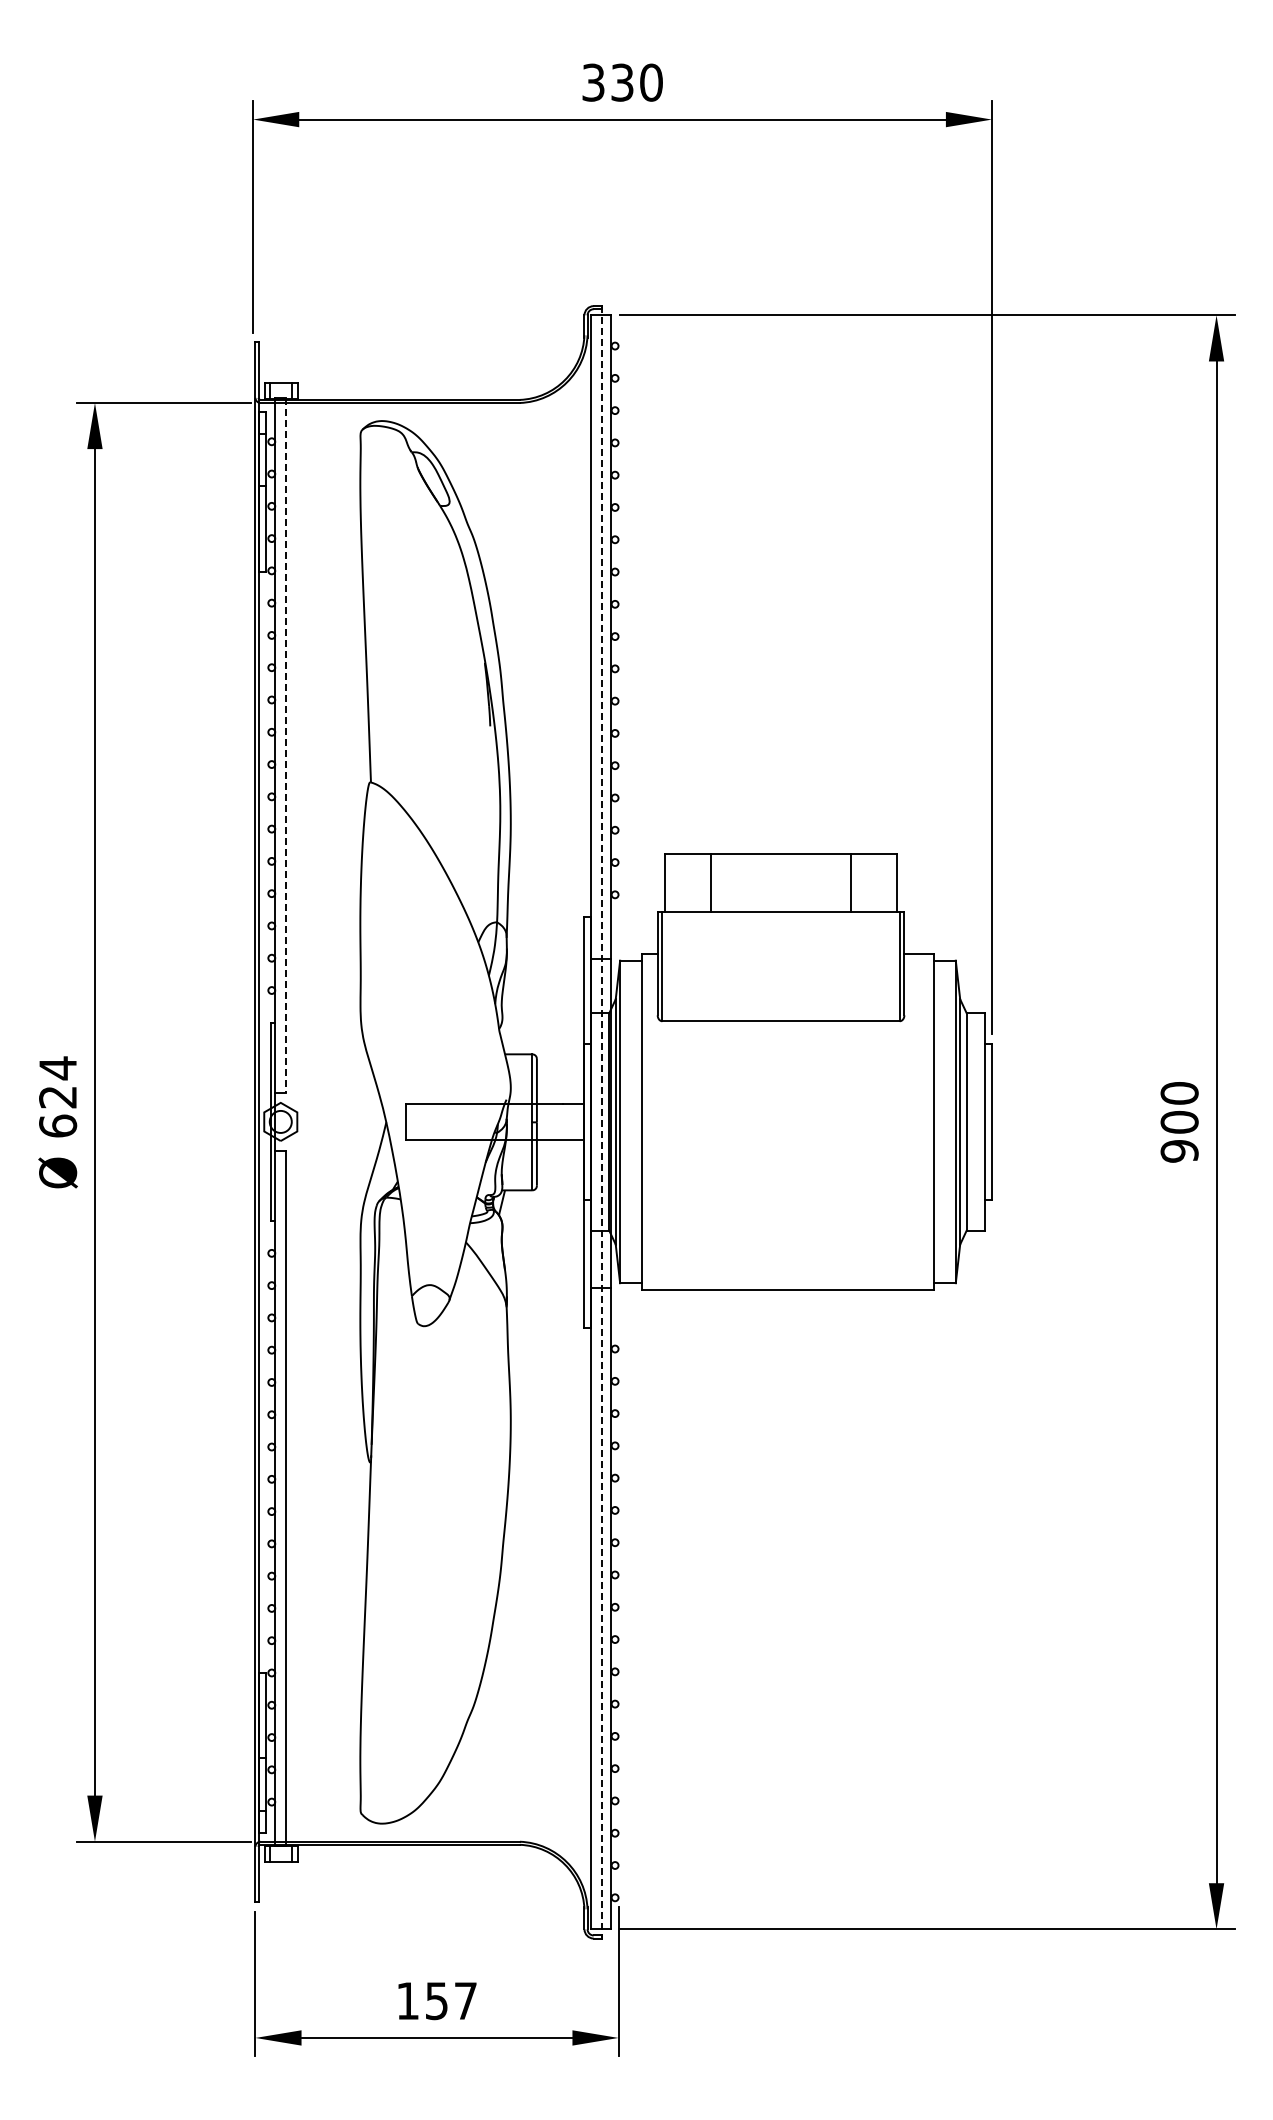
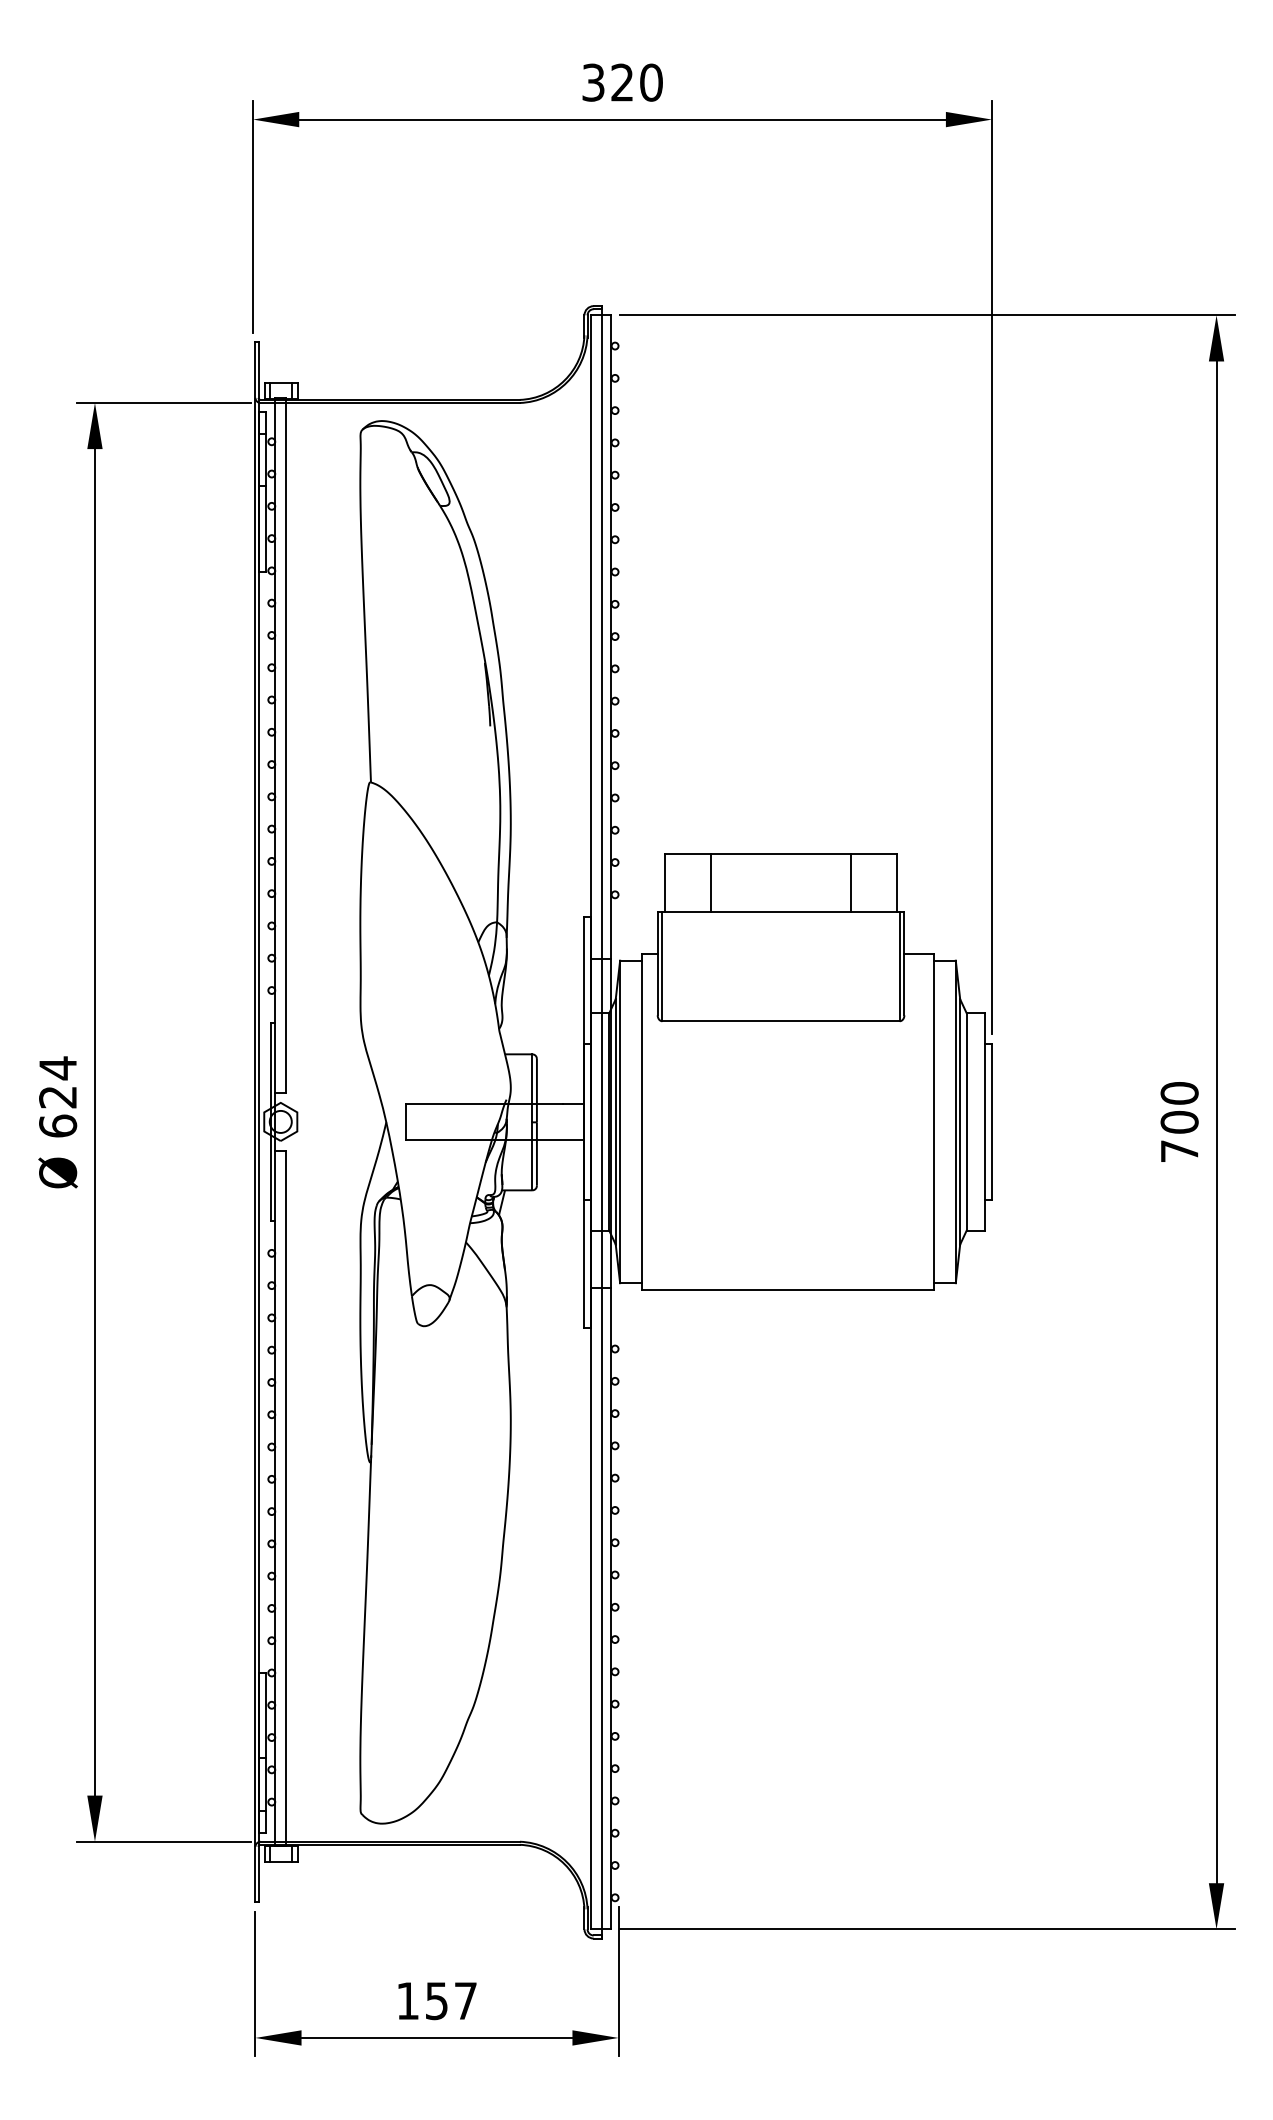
text: 330 -> 320 (622, 82)
line: dashed -> solid (286, 745)
line: dashed -> solid (601, 1122)
text: 900 -> 700 (1179, 1151)
